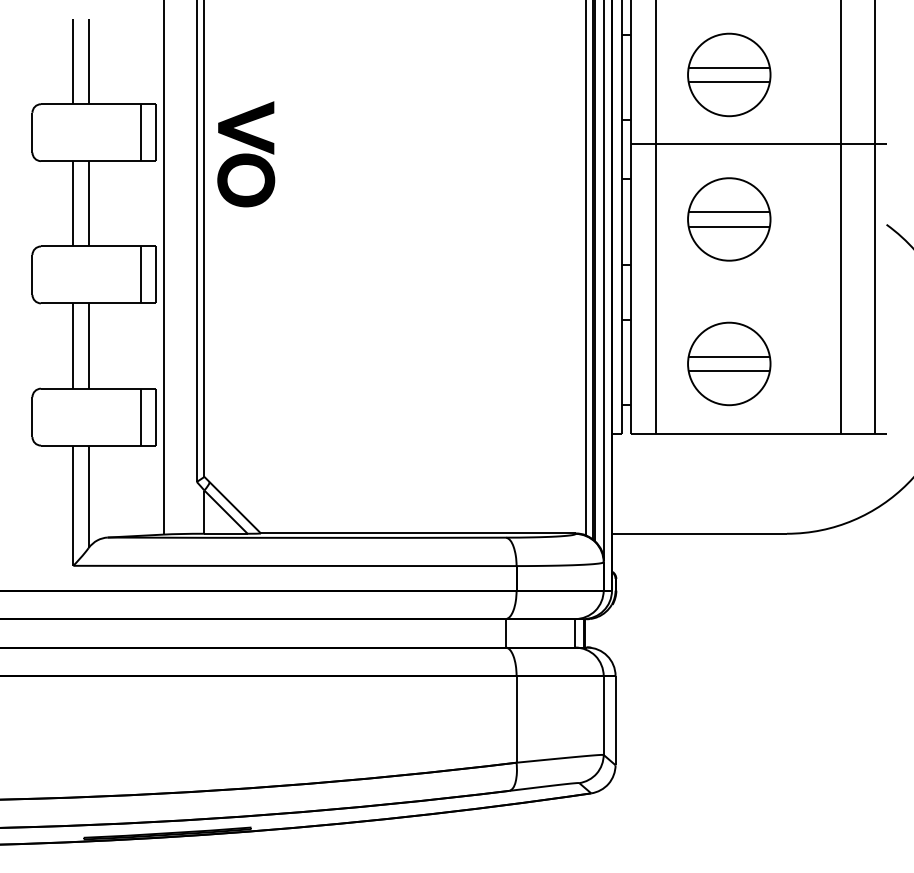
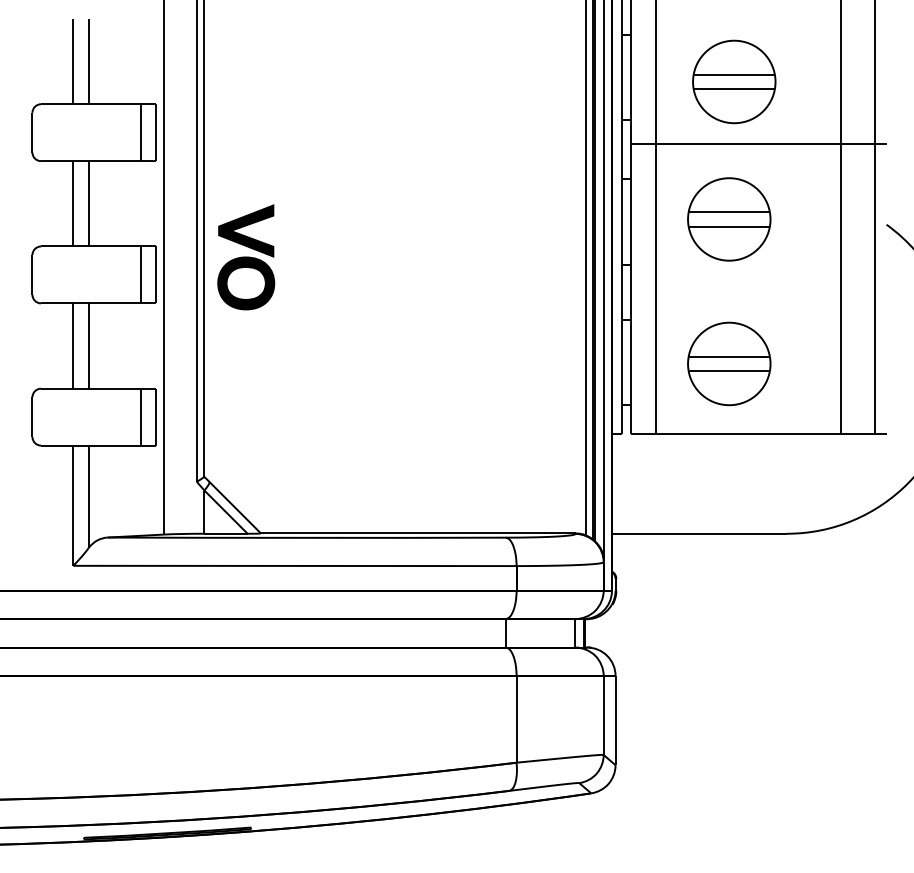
part position: (729, 74) -> (734, 81) (734, 81)
part position: (246, 154) -> (246, 257) (246, 257)
